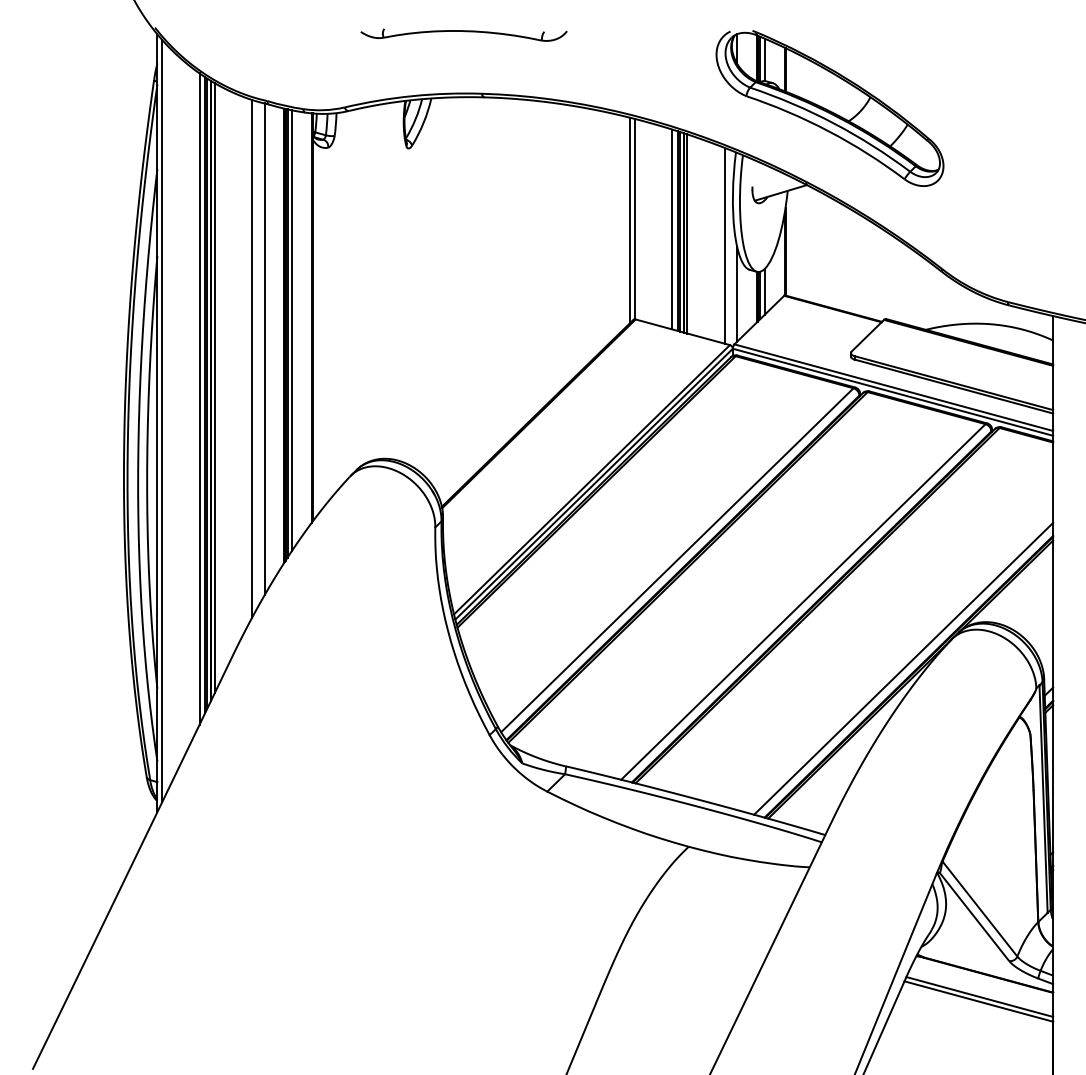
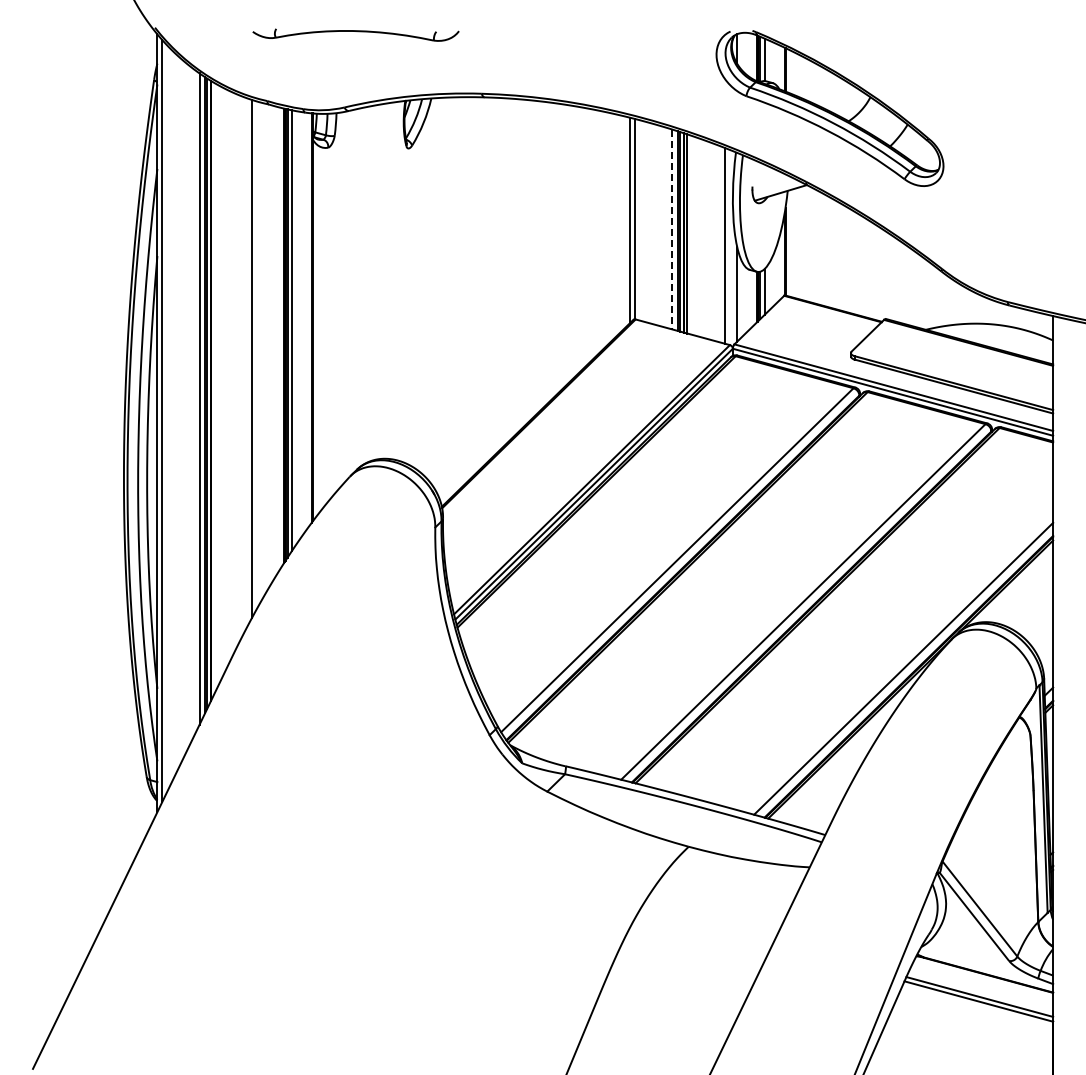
part position: (463, 34) -> (355, 34) (355, 34)
line: solid -> dashed (672, 229)
line: present -> none (264, 349)
line: present -> none (214, 388)
